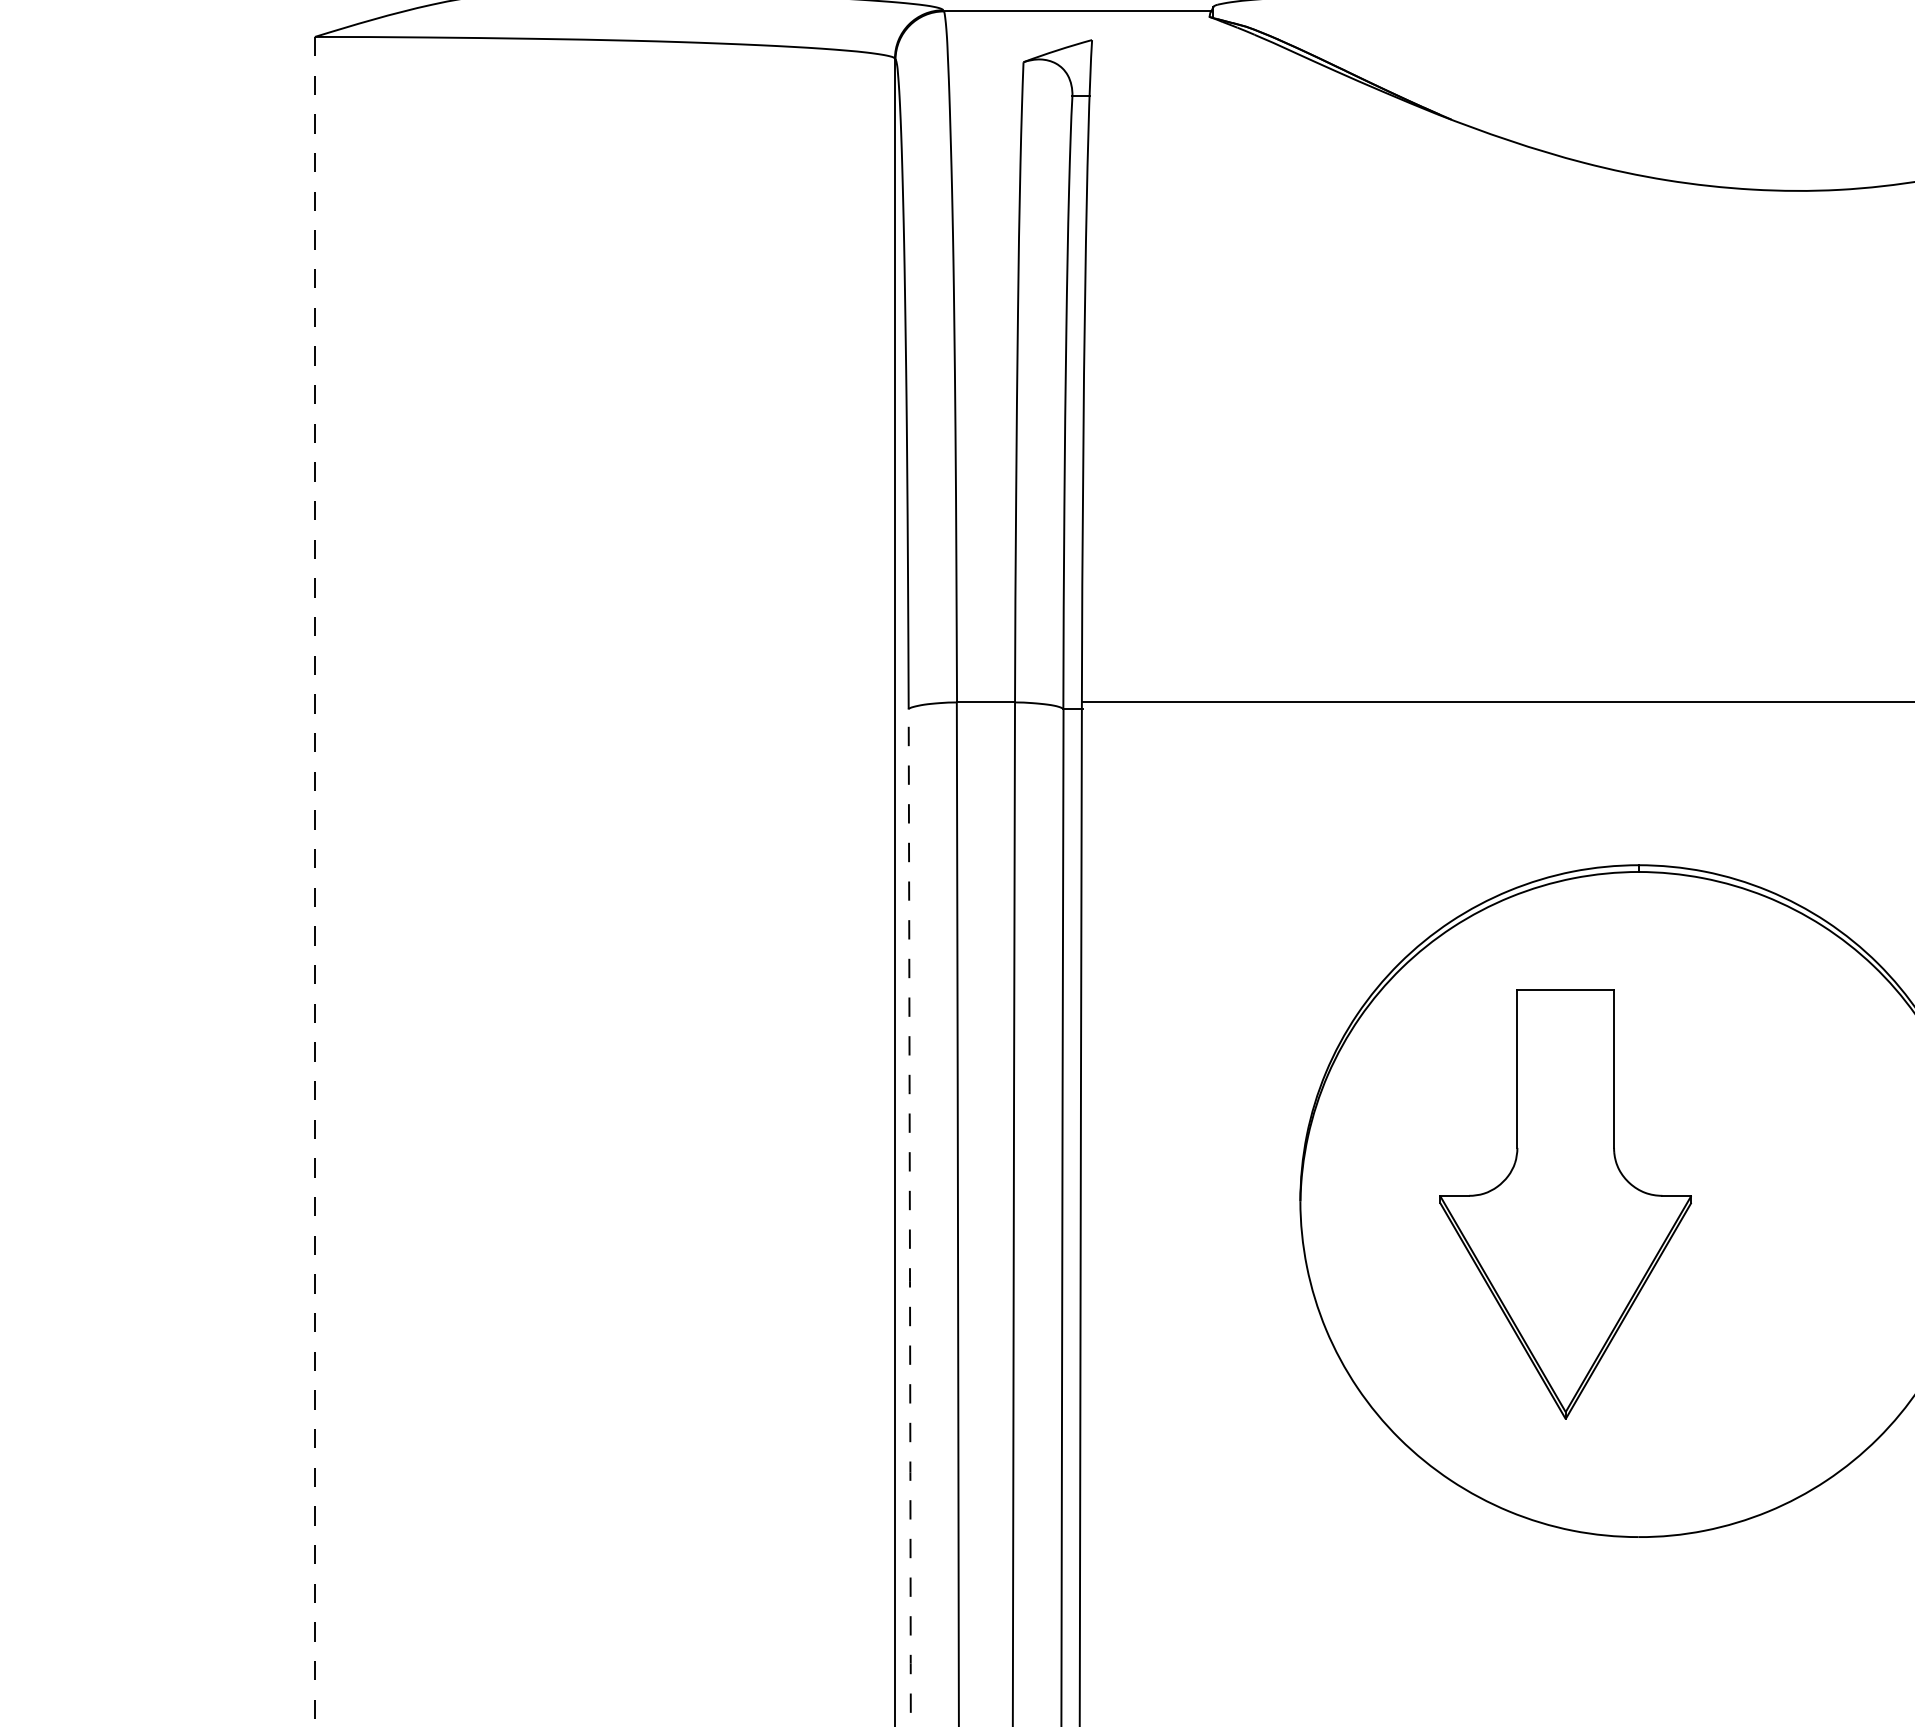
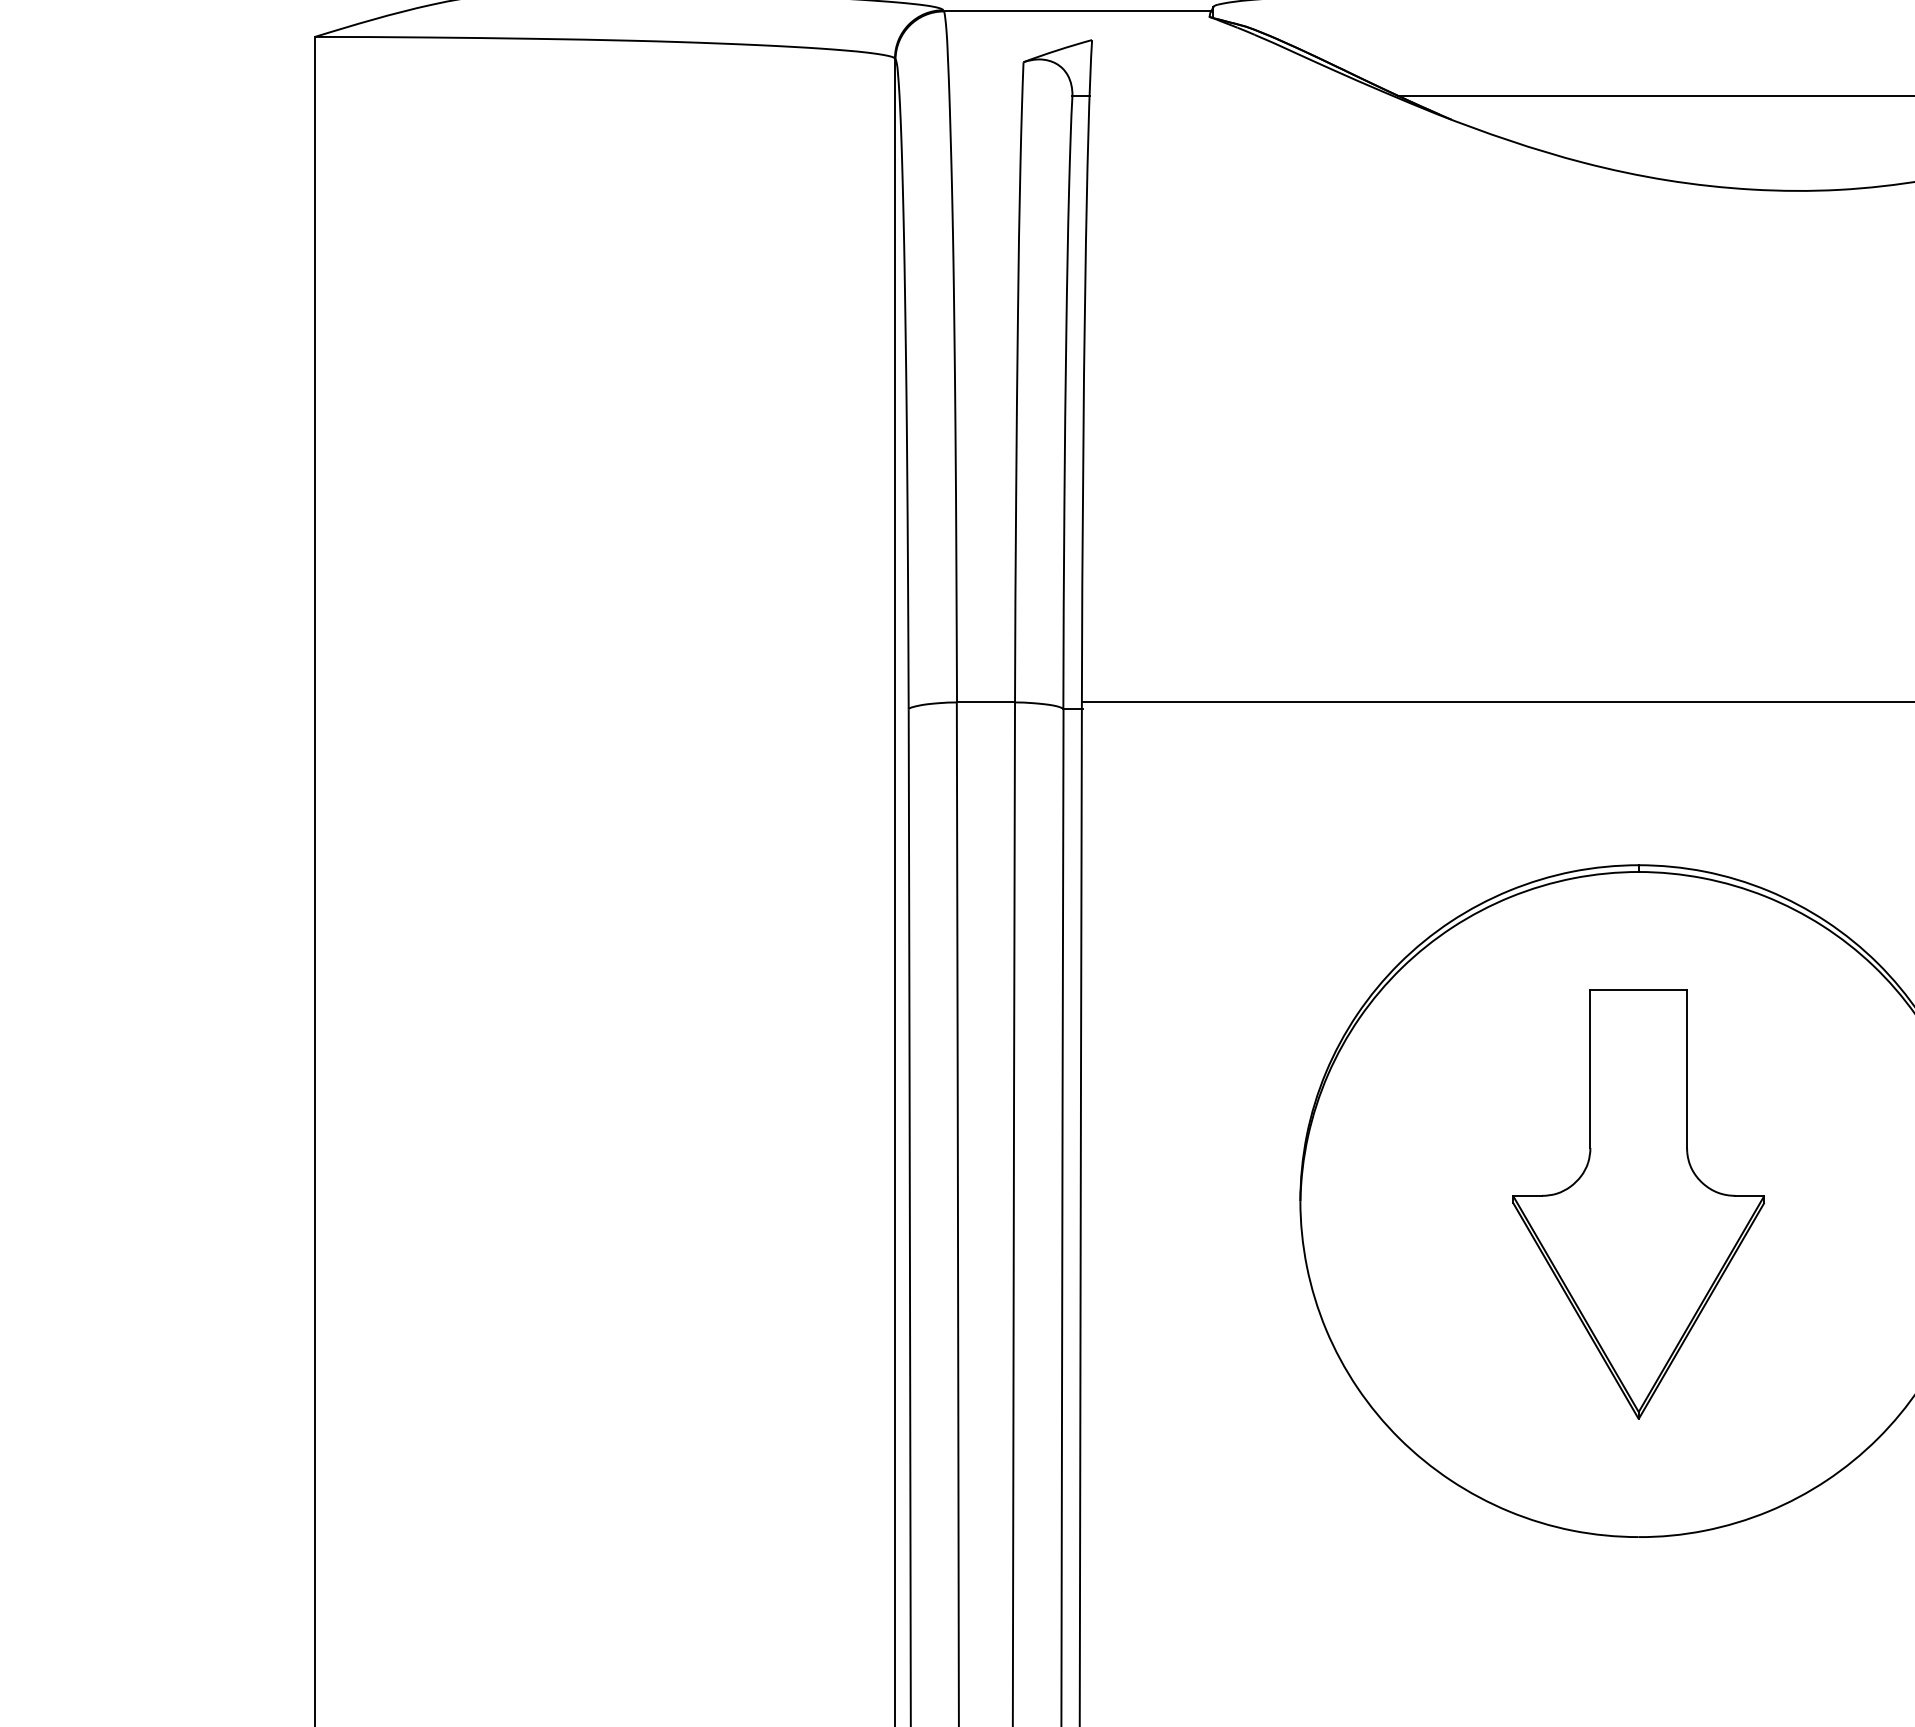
line: none -> present (1654, 96)
line: dashed -> solid (314, 881)
part position: (1565, 1204) -> (1638, 1204) (1638, 1204)
arc: dashed -> solid (909, 1217)
